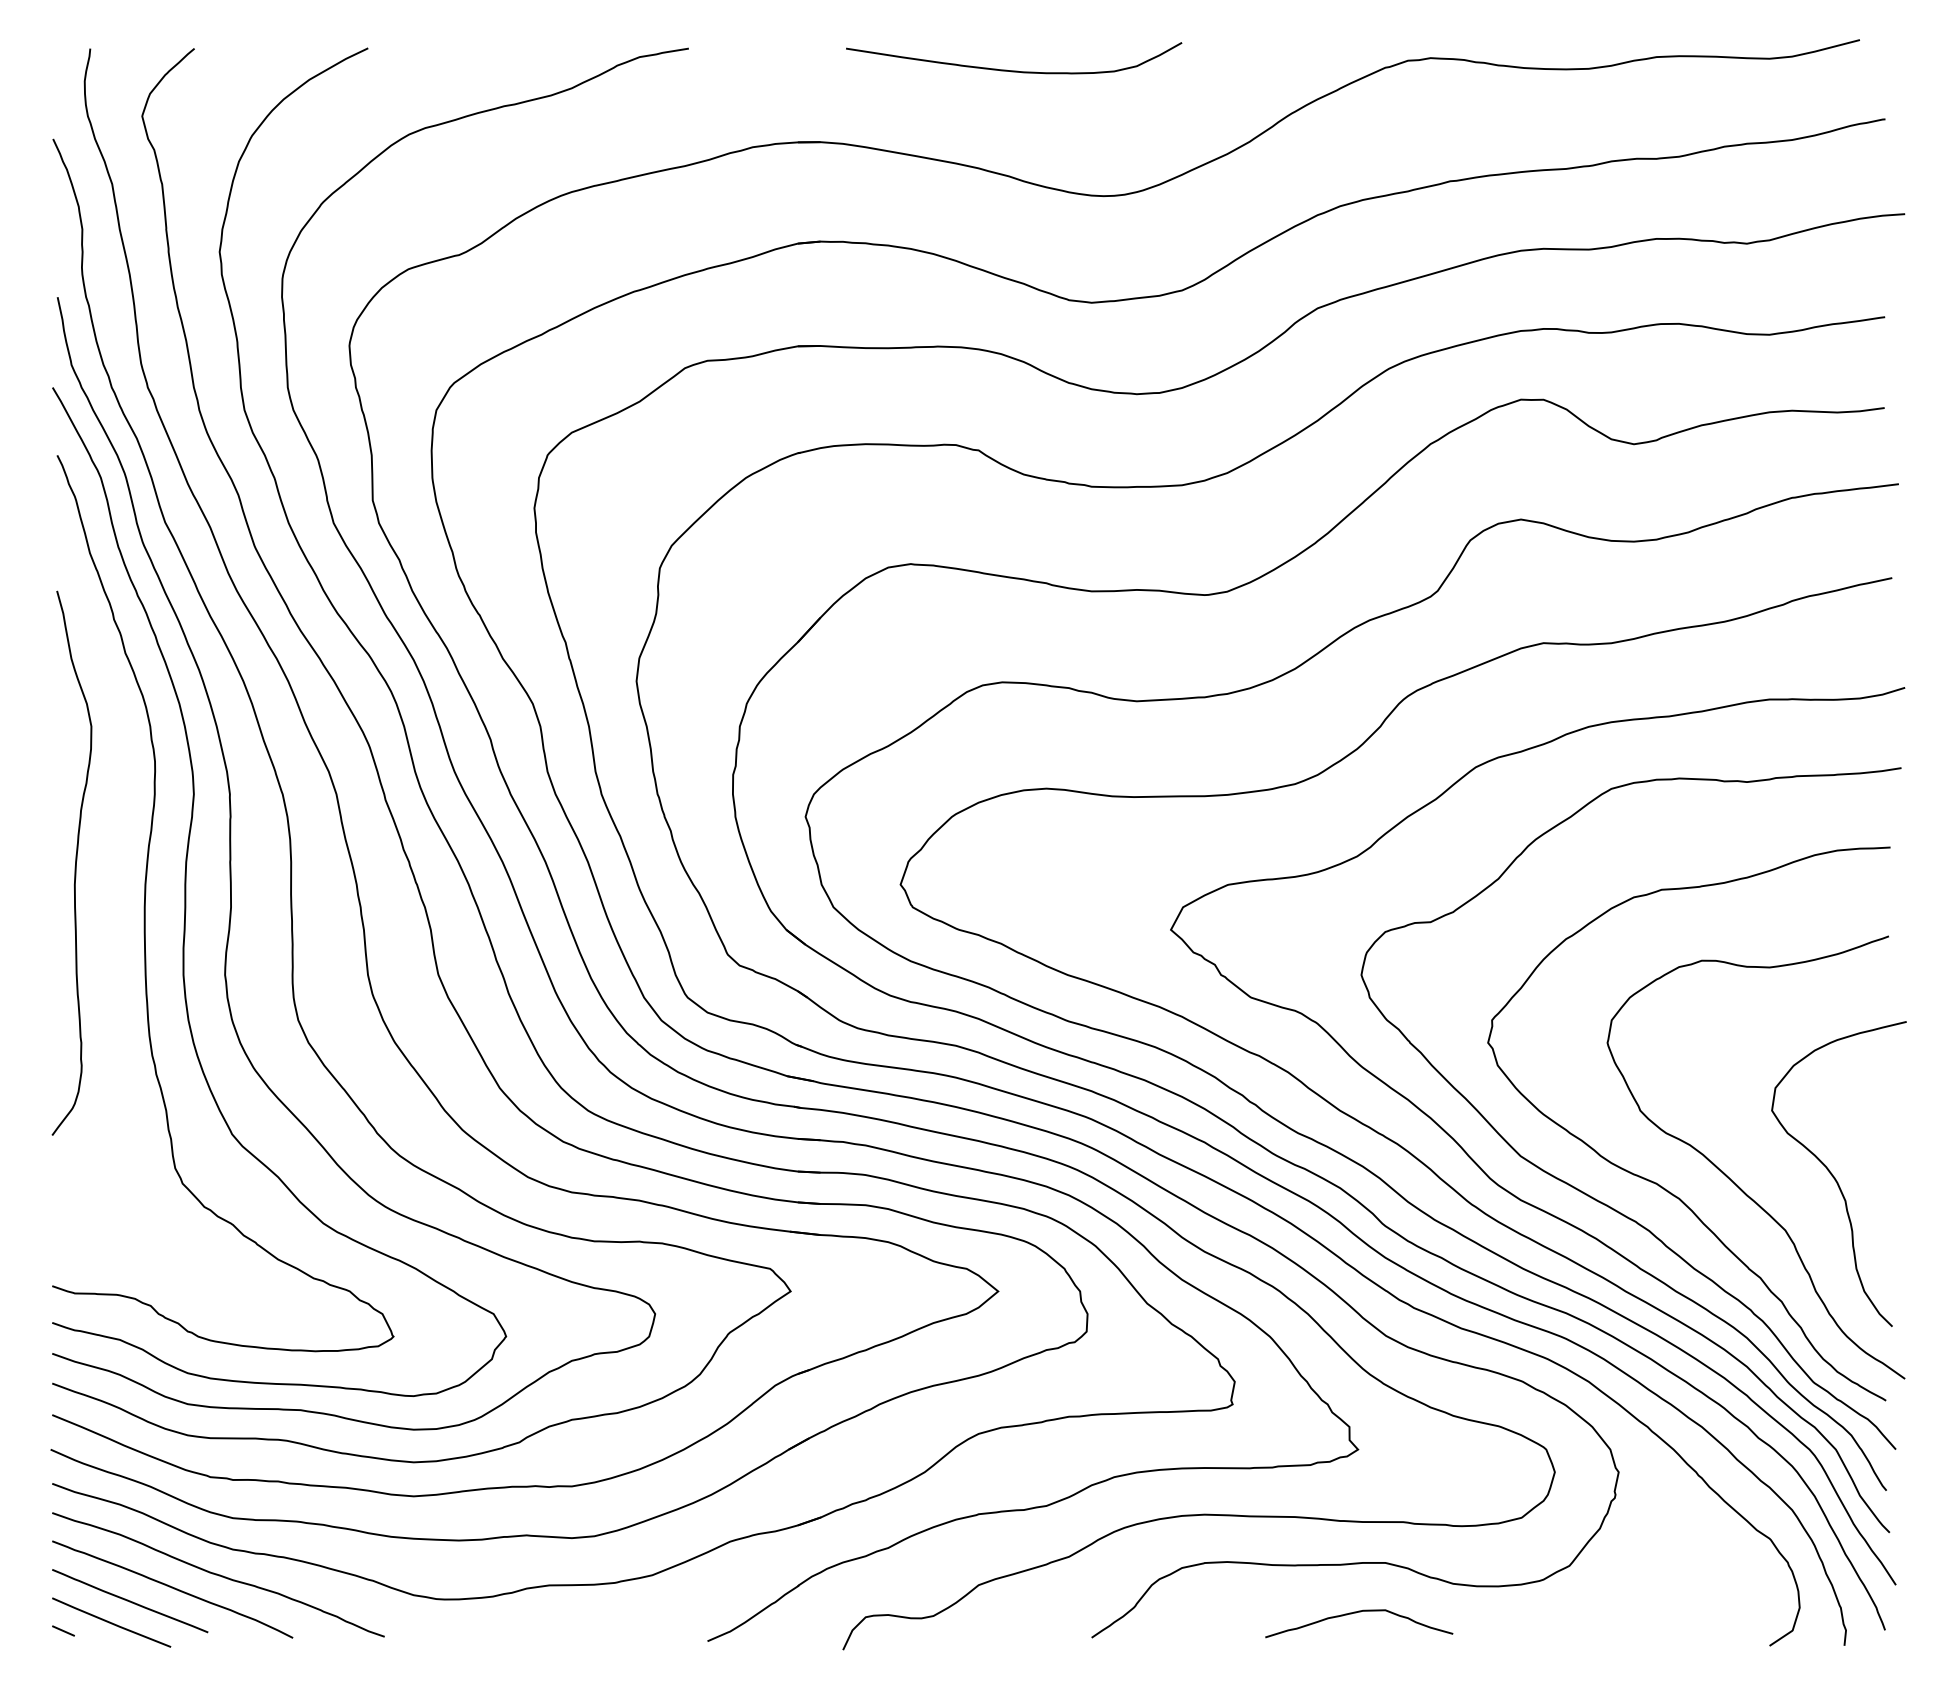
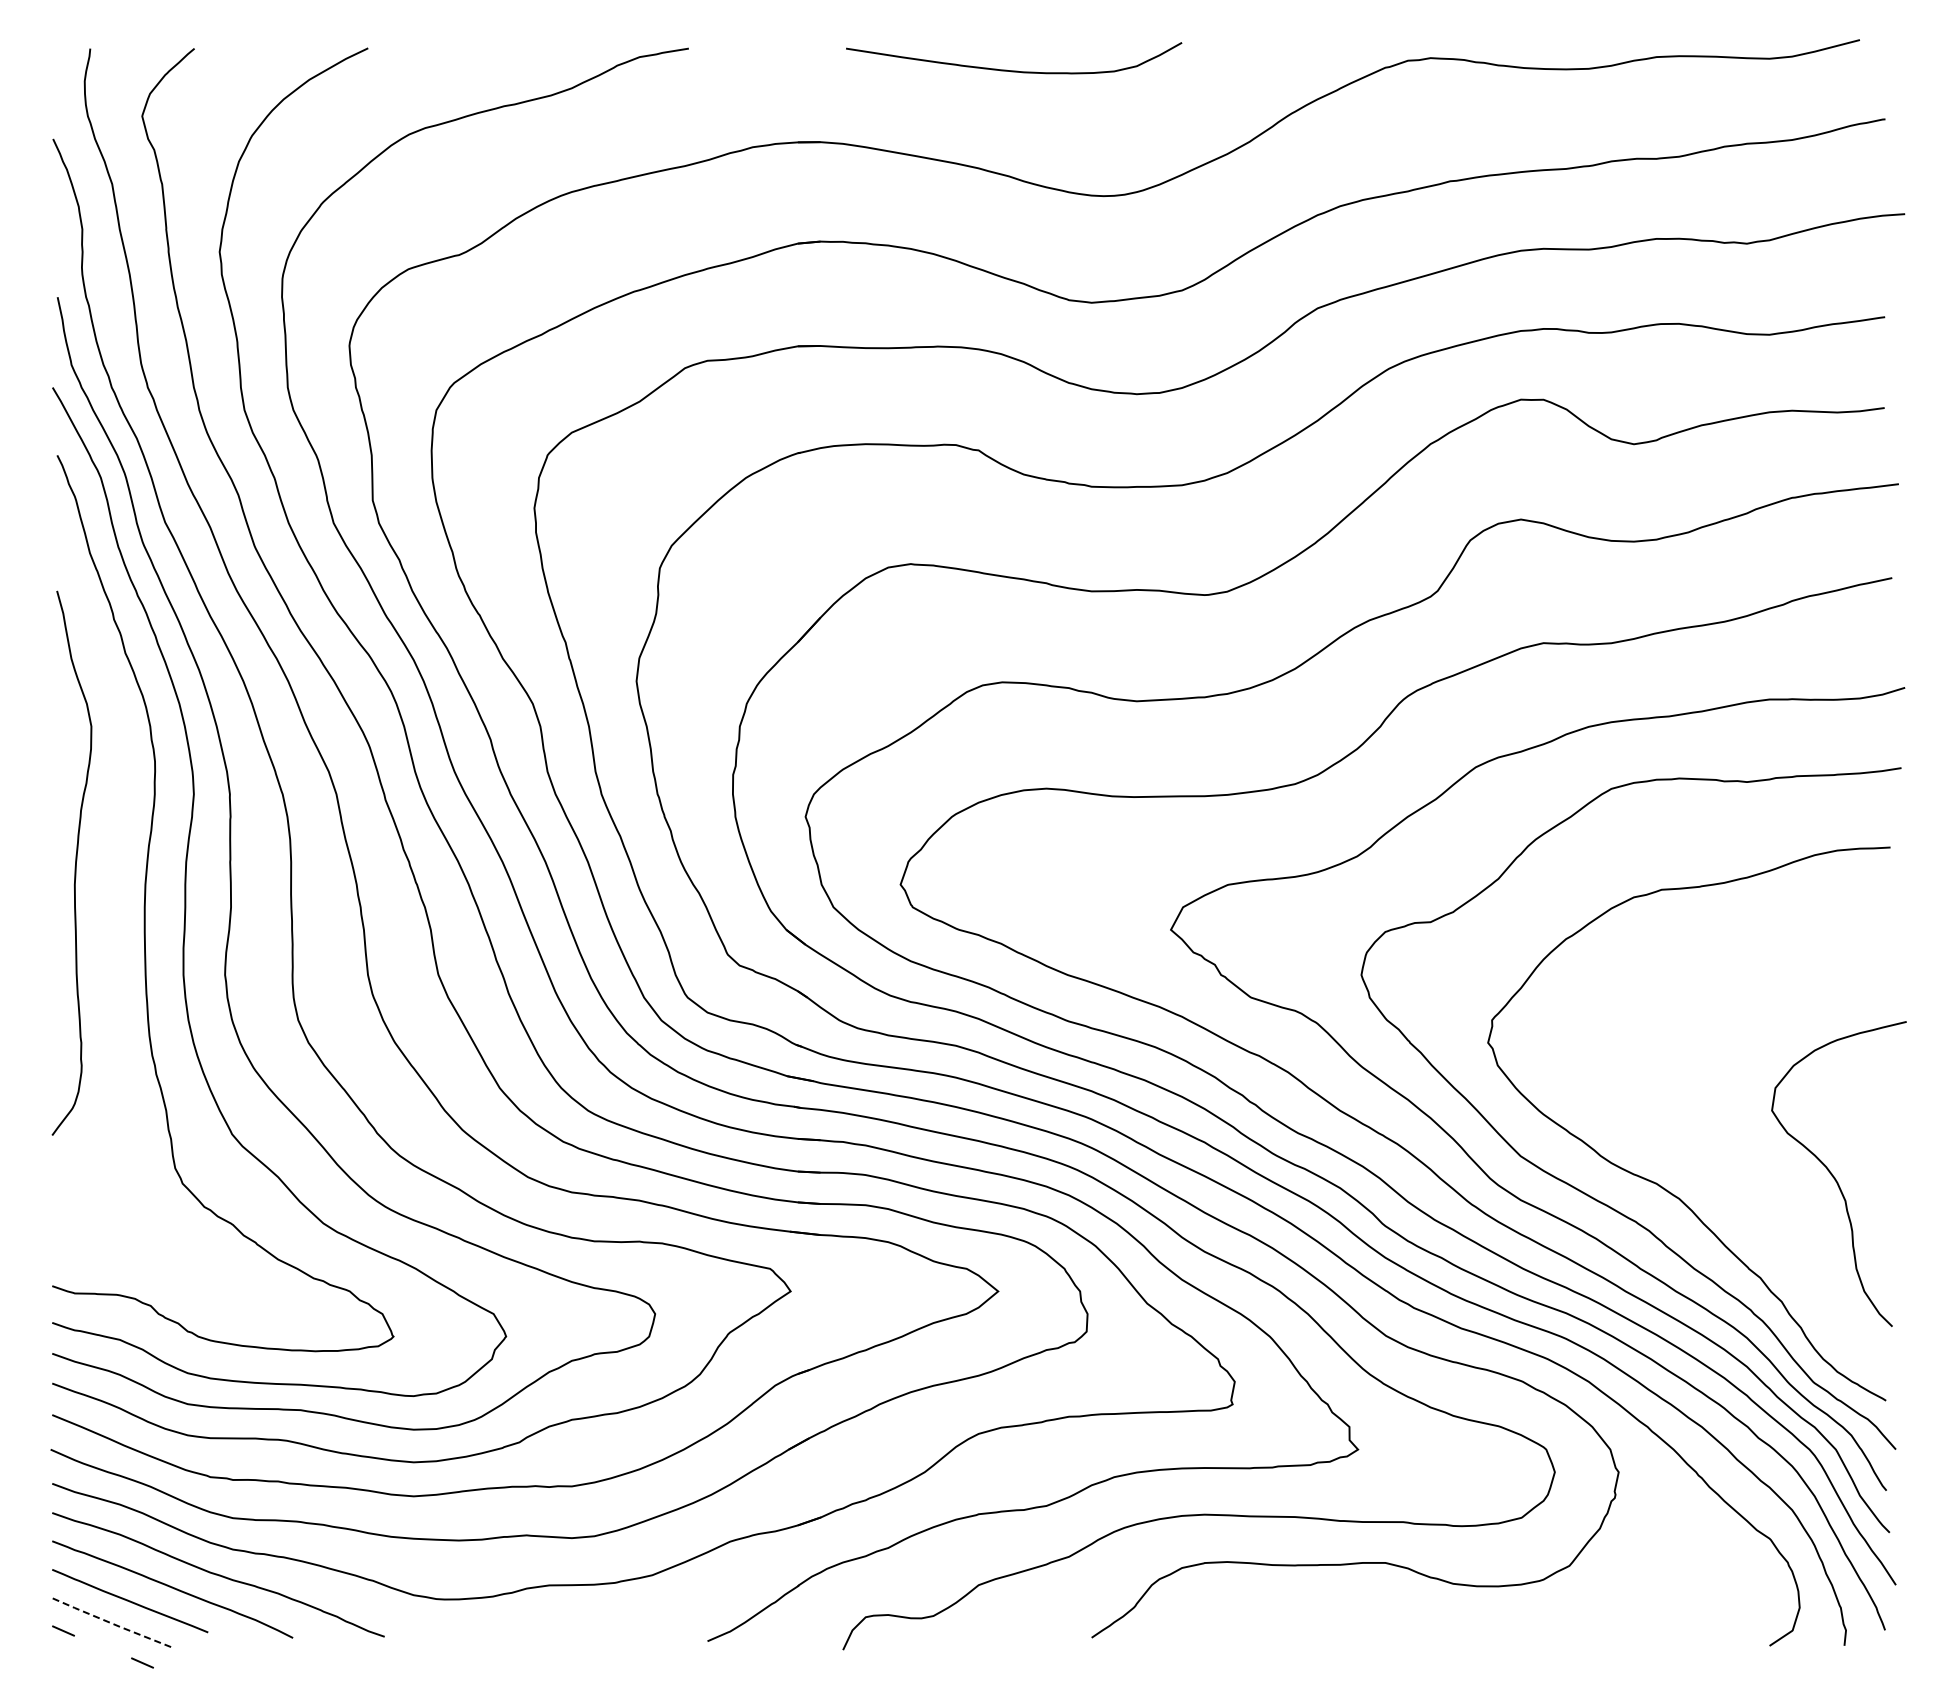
curve: present -> none (1736, 1183)
curve: present -> none (1356, 1613)
line: solid -> dashed (110, 1623)
line: none -> present (142, 1662)
